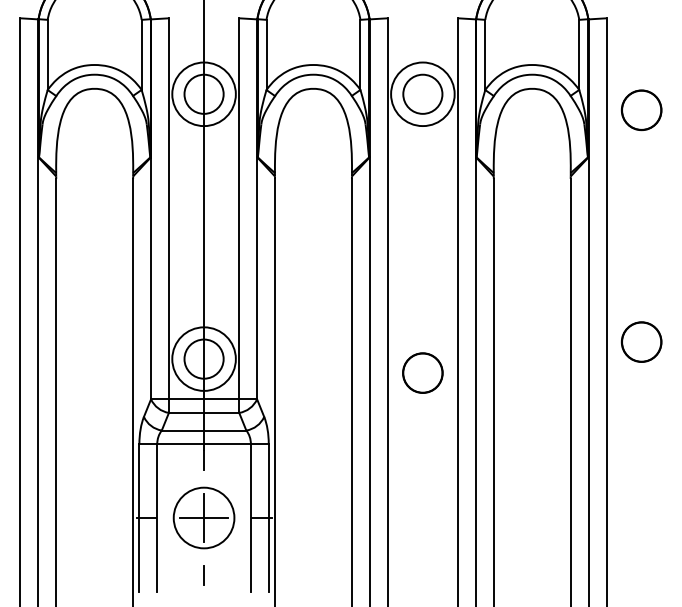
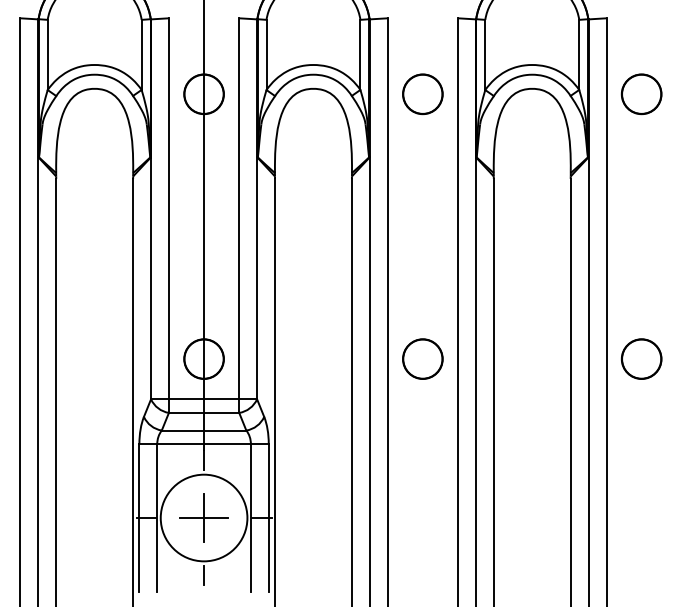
circle diameter: 64 px -> 40 px (203, 94)
circle diameter: 64 px -> 40 px (422, 94)
part position: (641, 110) -> (641, 94) (641, 94)
part position: (641, 341) -> (641, 358) (641, 358)
circle diameter: 64 px -> 40 px (203, 359)
circle position: (422, 372) -> (422, 358) (422, 358)
circle diameter: 61 px -> 87 px (203, 517)
